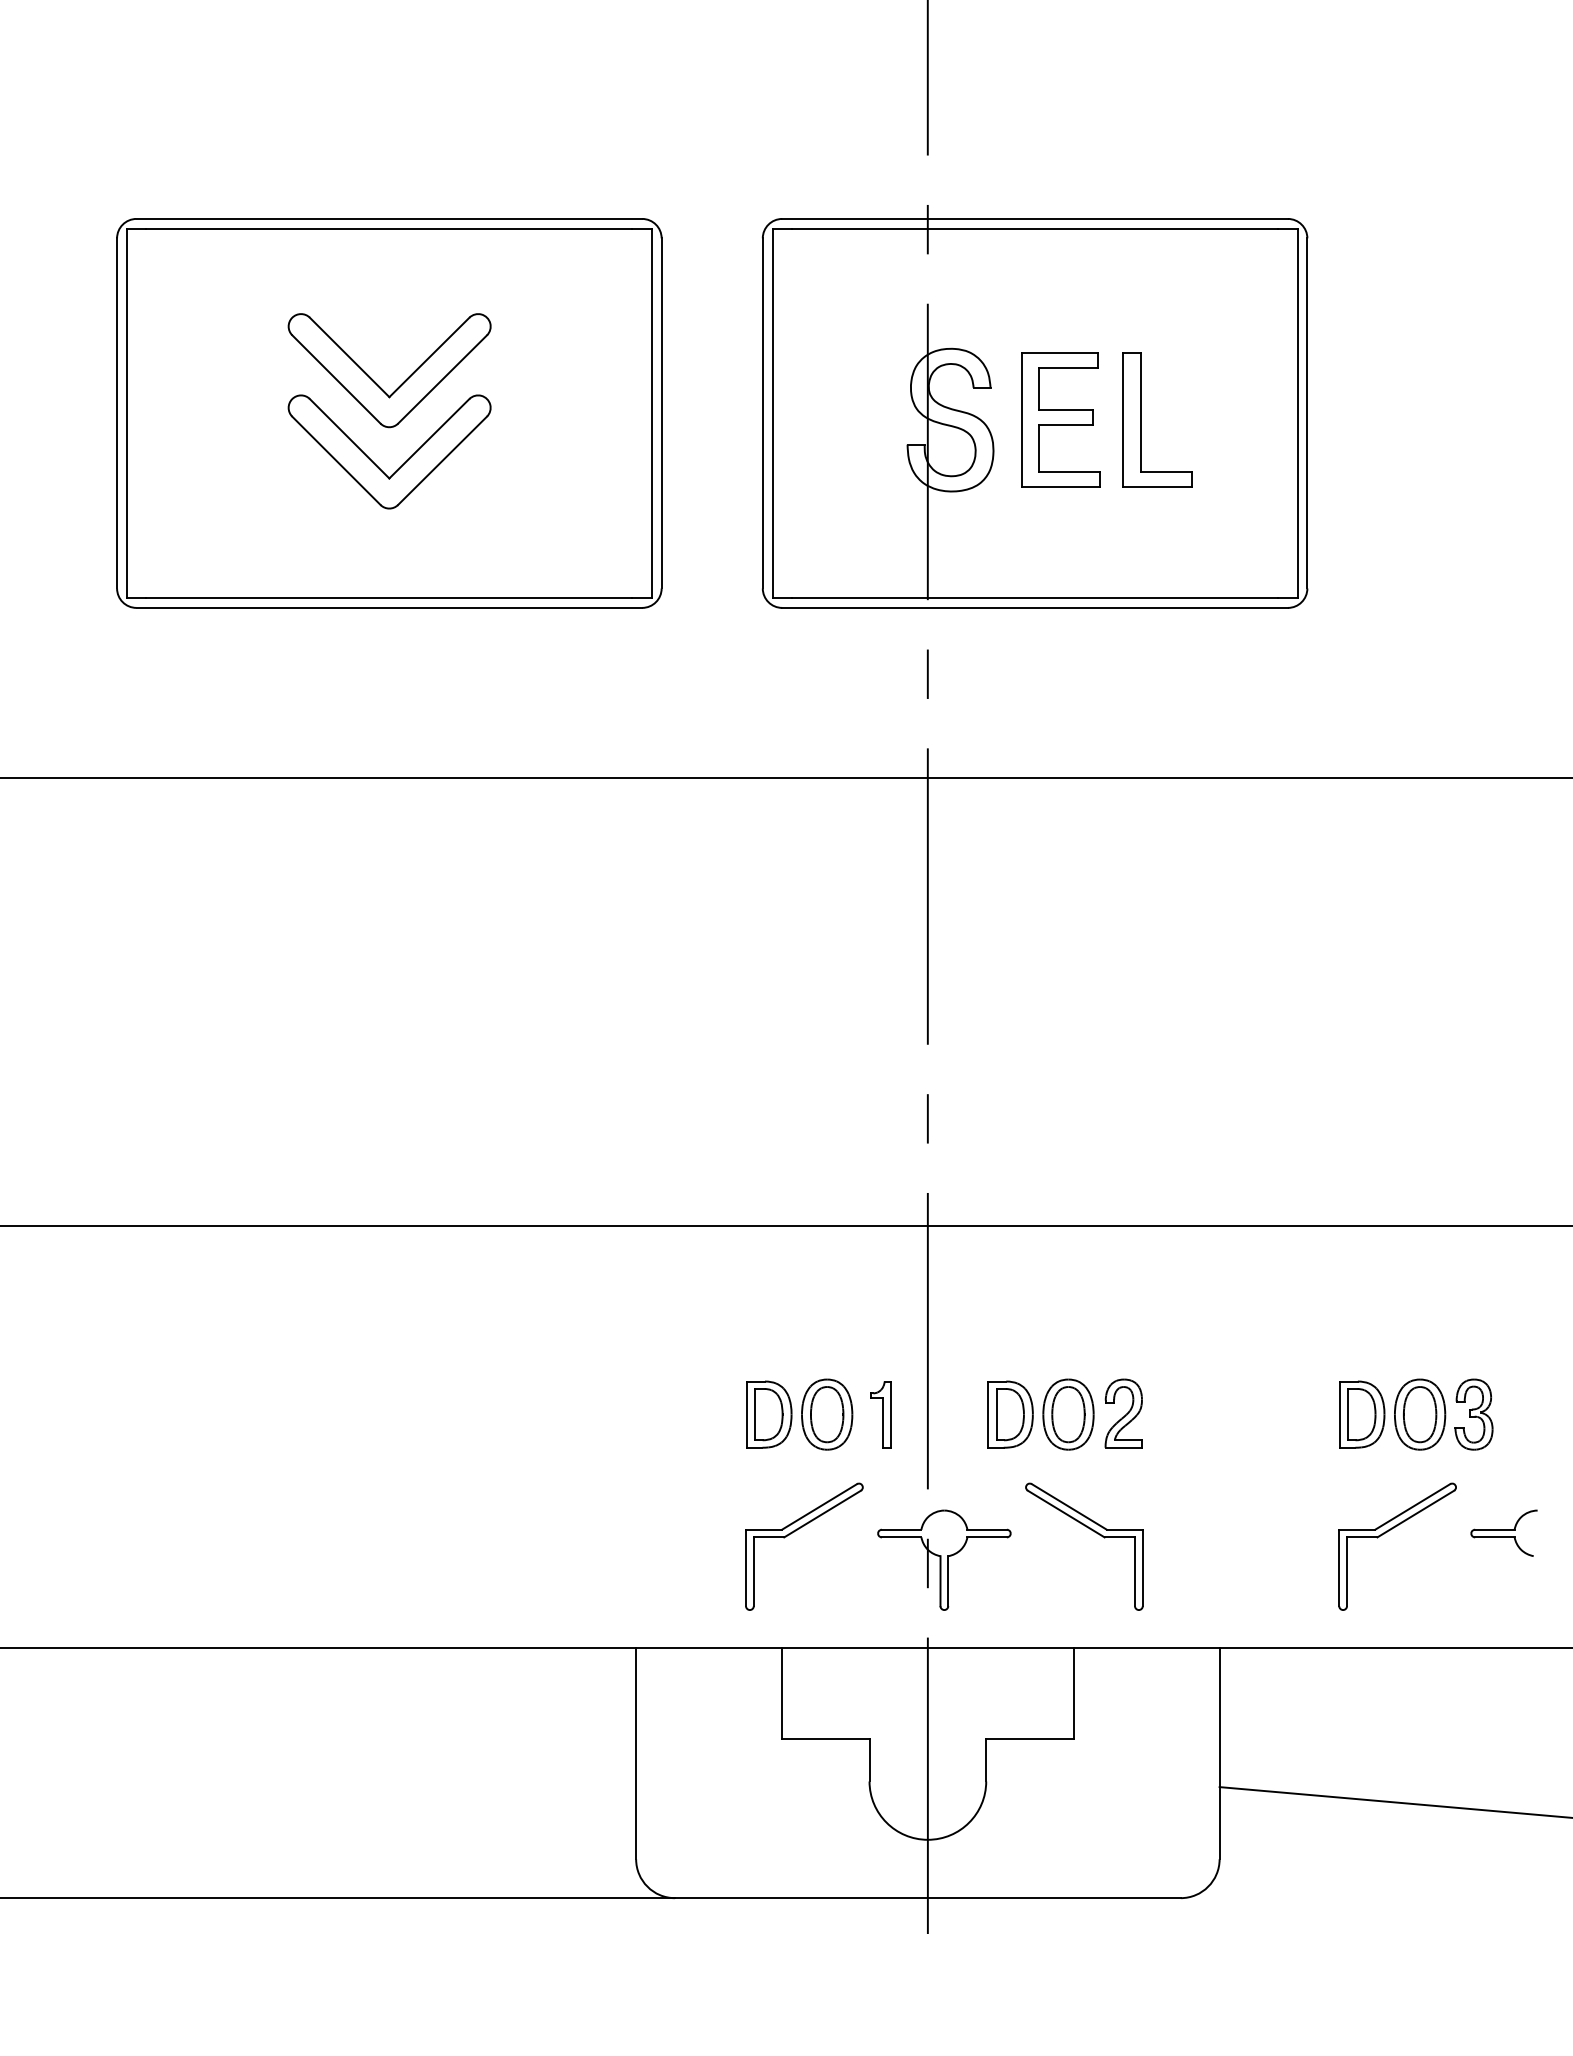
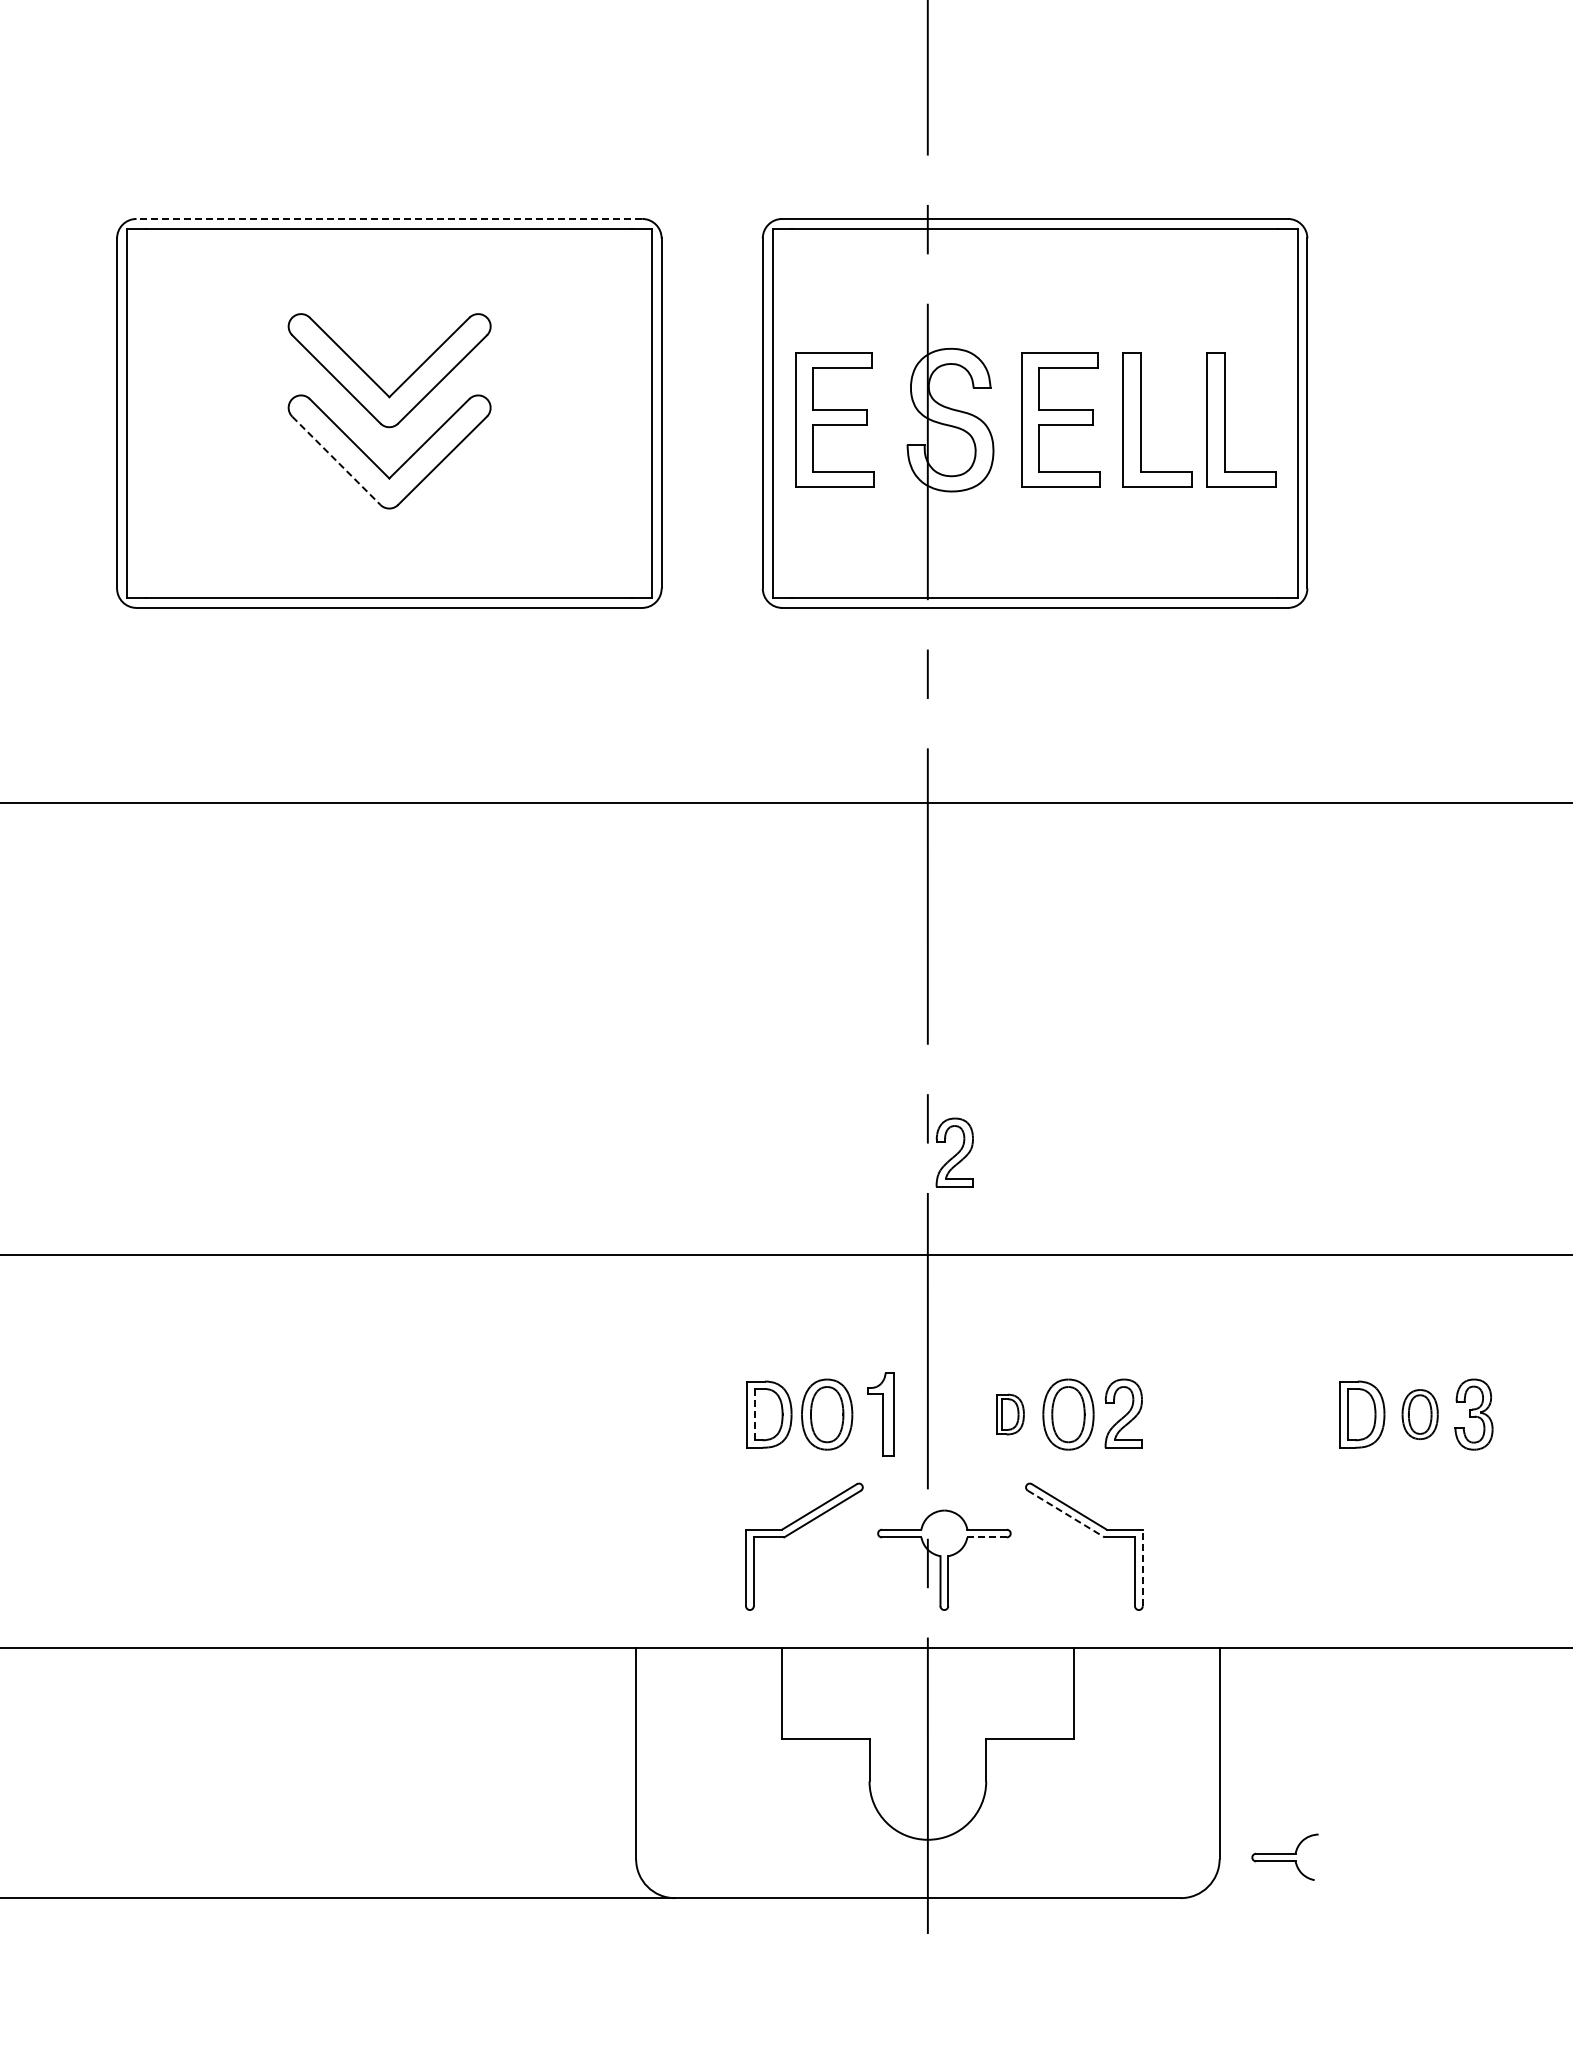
line: solid -> dashed (389, 218)
part: none -> present (834, 419)
part: none -> present (1225, 419)
line: solid -> dashed (336, 461)
line position: (785, 778) -> (785, 803) (785, 803)
part: none -> present (954, 1152)
line position: (785, 1225) -> (785, 1254) (785, 1254)
line: solid -> dashed (755, 1414)
part size: 22x68 px -> 28x85 px (880, 1414)
part size: 47x69 px -> 29x43 px (1010, 1414)
part size: 53x73 px -> 38x51 px (1419, 1414)
line: solid -> dashed (1066, 1514)
part: present -> none (1389, 1531)
part position: (1503, 1532) -> (1284, 1856) (1284, 1856)
line: solid -> dashed (987, 1537)
line: solid -> dashed (1142, 1567)
line: present -> none (1394, 1802)
